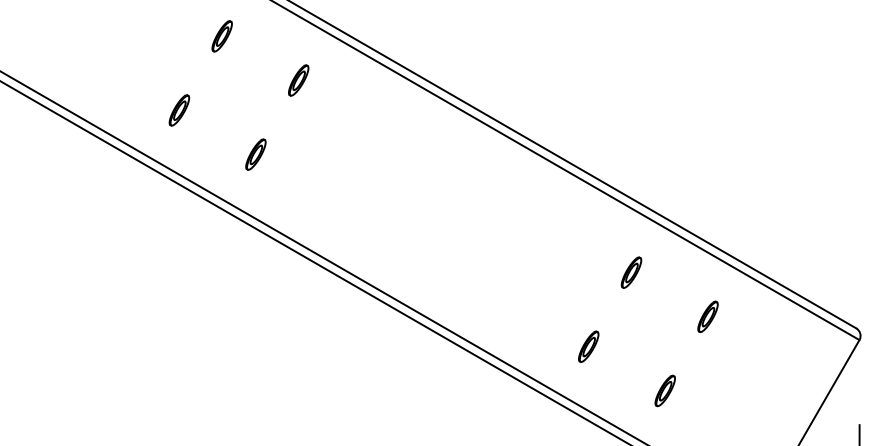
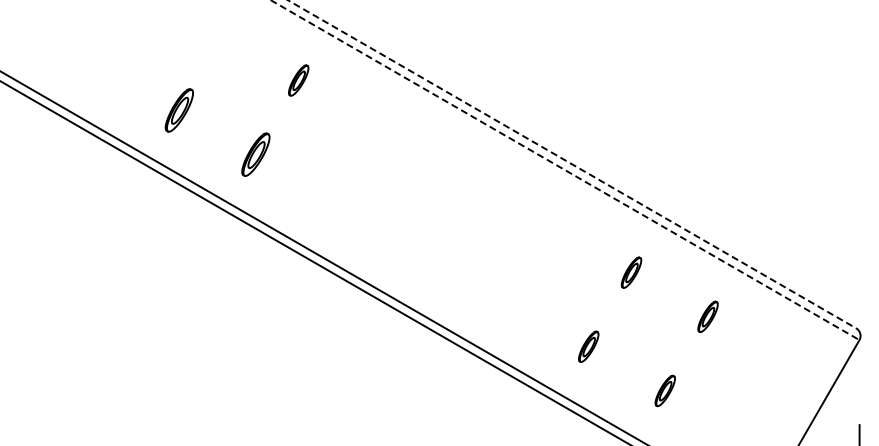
part: present -> none (221, 36)
part size: 23x33 px -> 30x45 px (178, 110)
part size: 22x33 px -> 30x45 px (255, 154)
line: solid -> dashed (572, 164)
line: solid -> dashed (565, 170)
